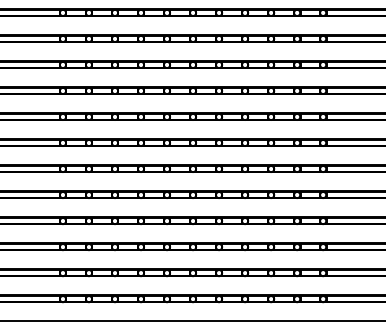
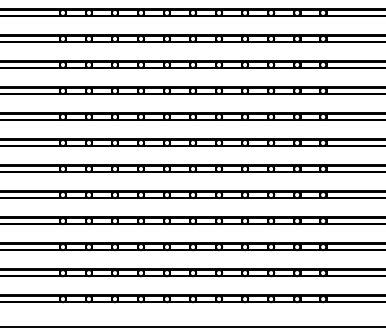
line position: (192, 321) -> (192, 327) (192, 327)
